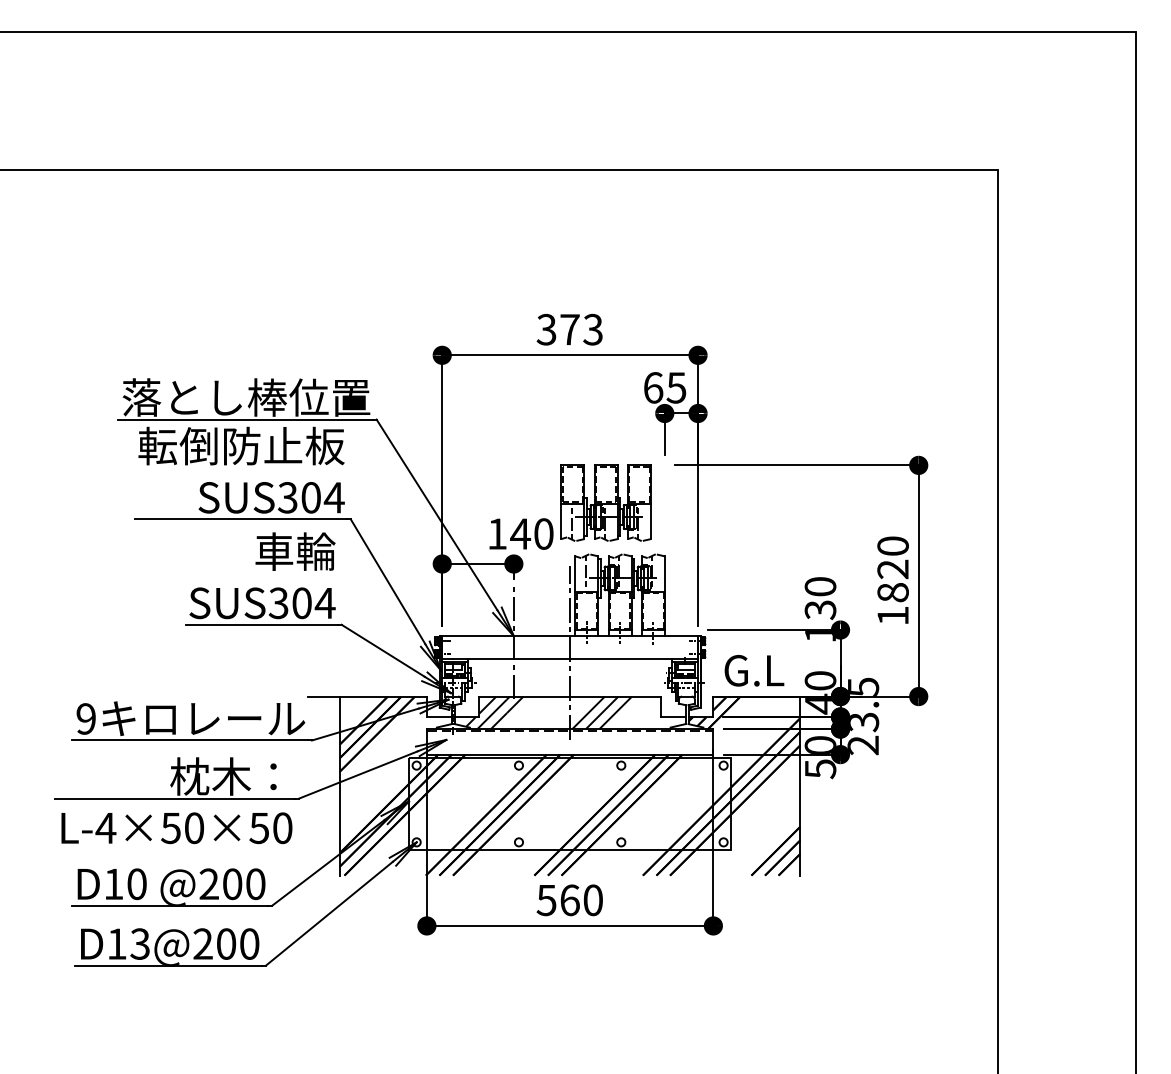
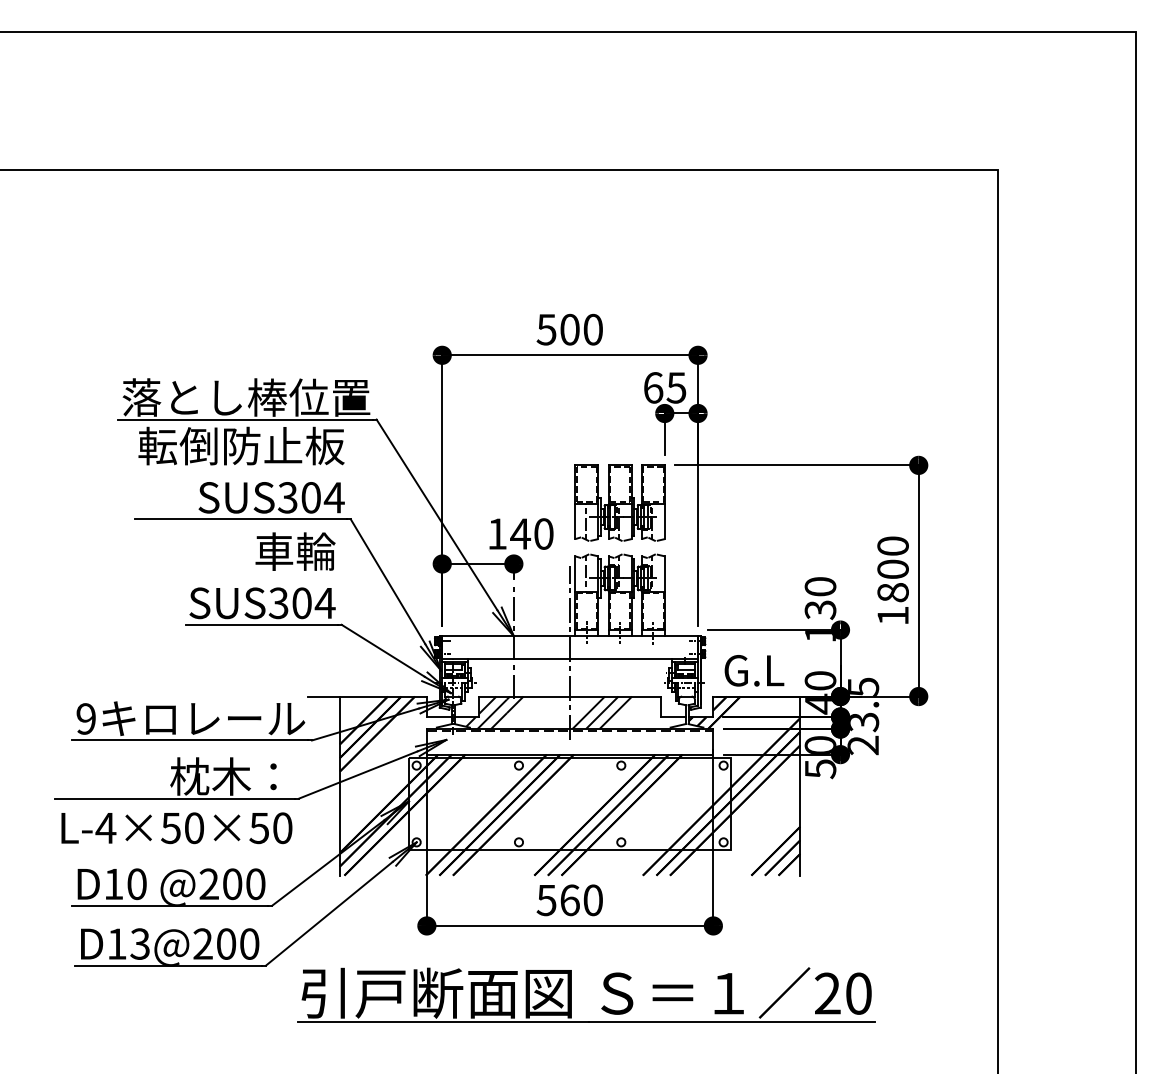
text: 373 -> 500 (569, 329)
part position: (605, 502) -> (619, 502) (619, 502)
text: 1820 -> 1800 (892, 569)
part: none -> present (571, 994)
